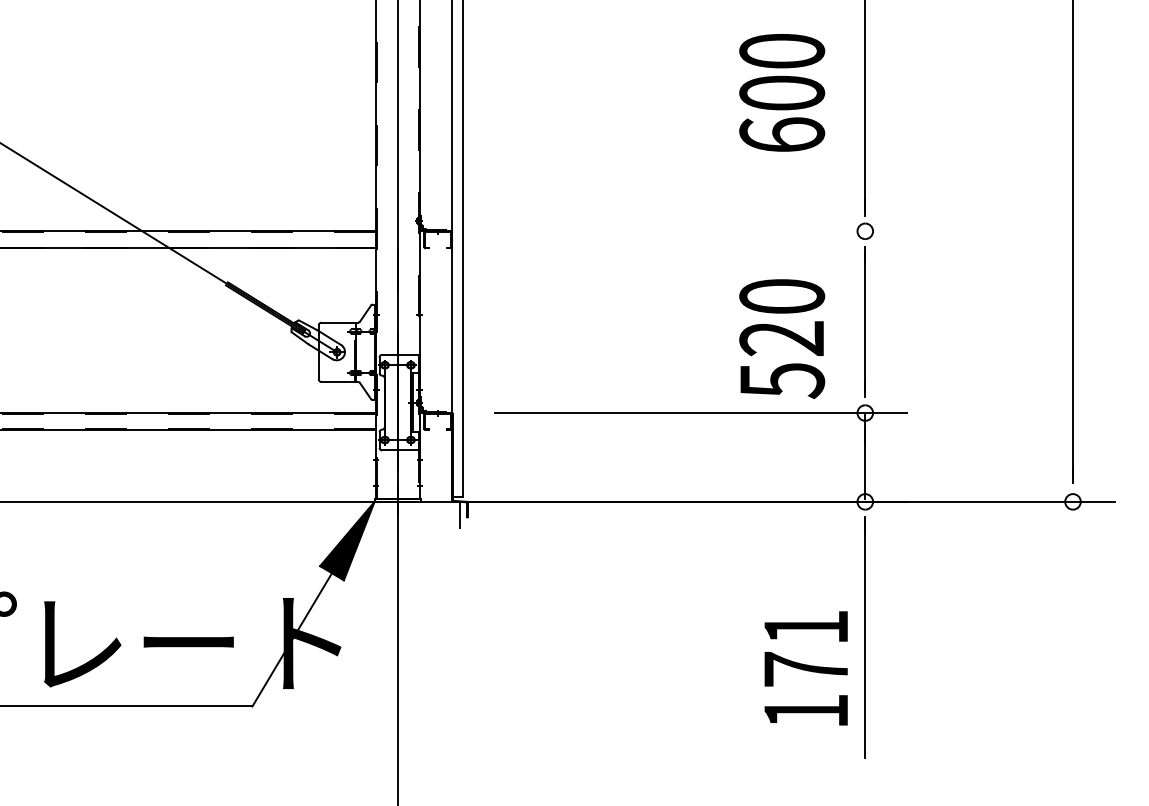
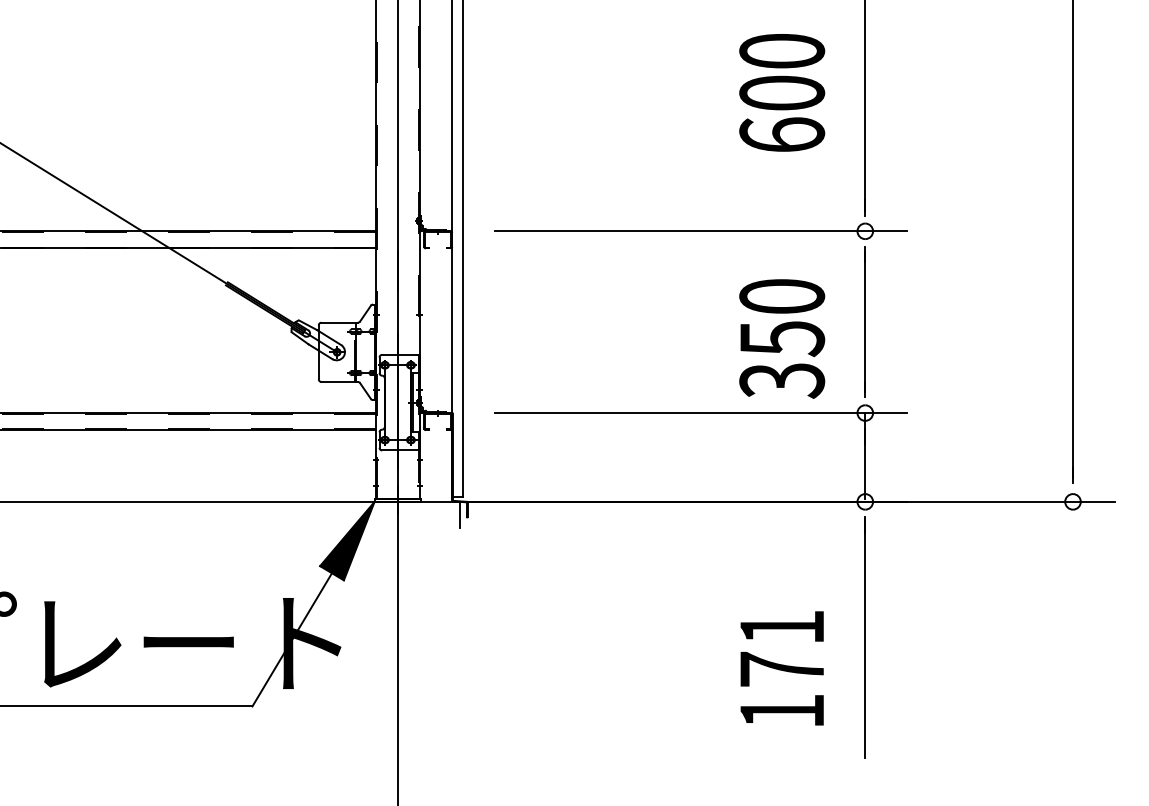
line: none -> present (700, 231)
text: 520 -> 350 (782, 360)
text position: (805, 668) -> (781, 668) (781, 668)
